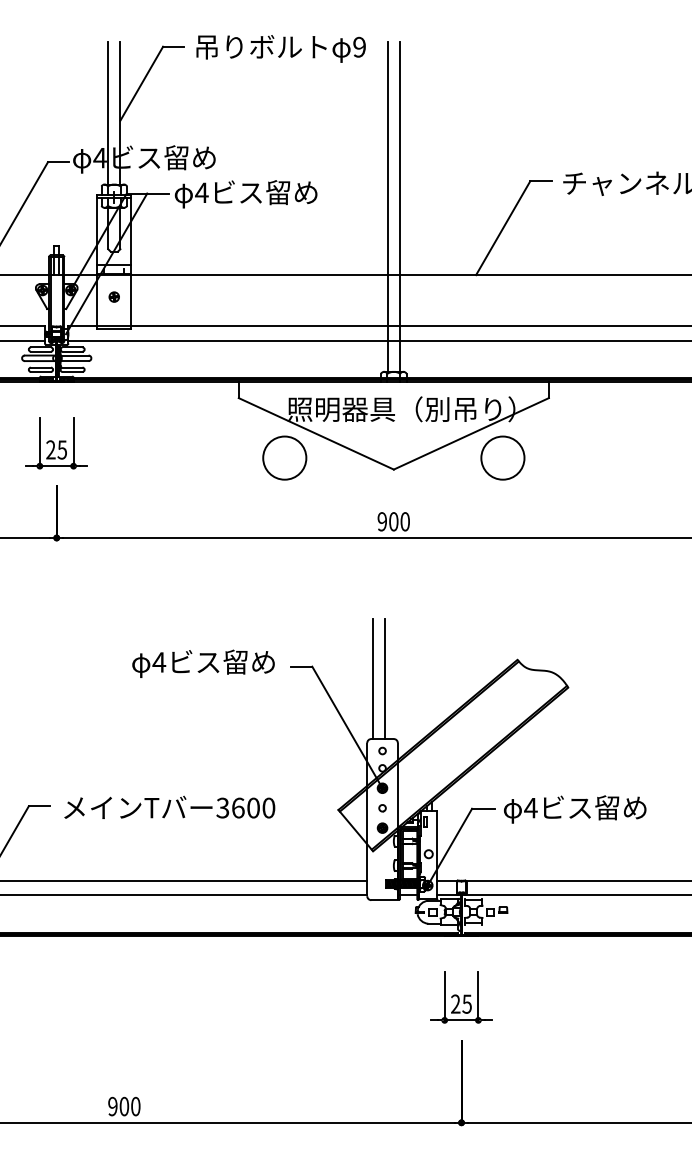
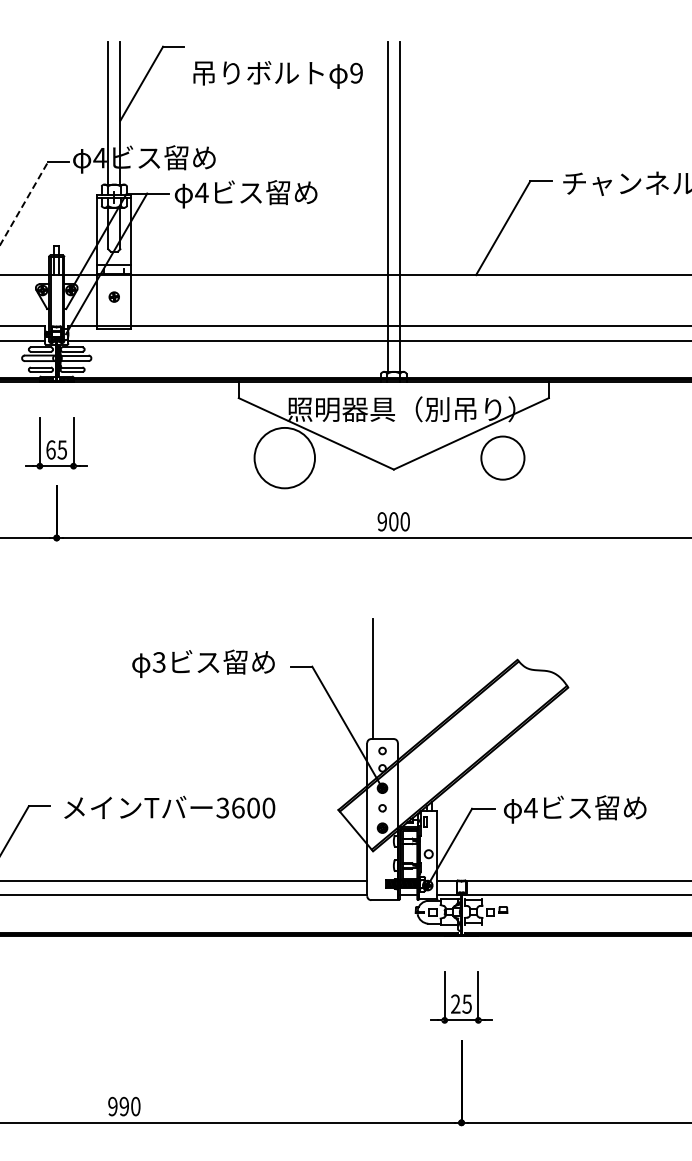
text position: (280, 48) -> (277, 74) (277, 74)
line: solid -> dashed (24, 203)
text: 25 -> 65 (50, 449)
circle diameter: 43 px -> 60 px (284, 457)
text: 4 -> 3 (159, 662)
line: present -> none (385, 678)
text: 900 -> 990 (124, 1106)
